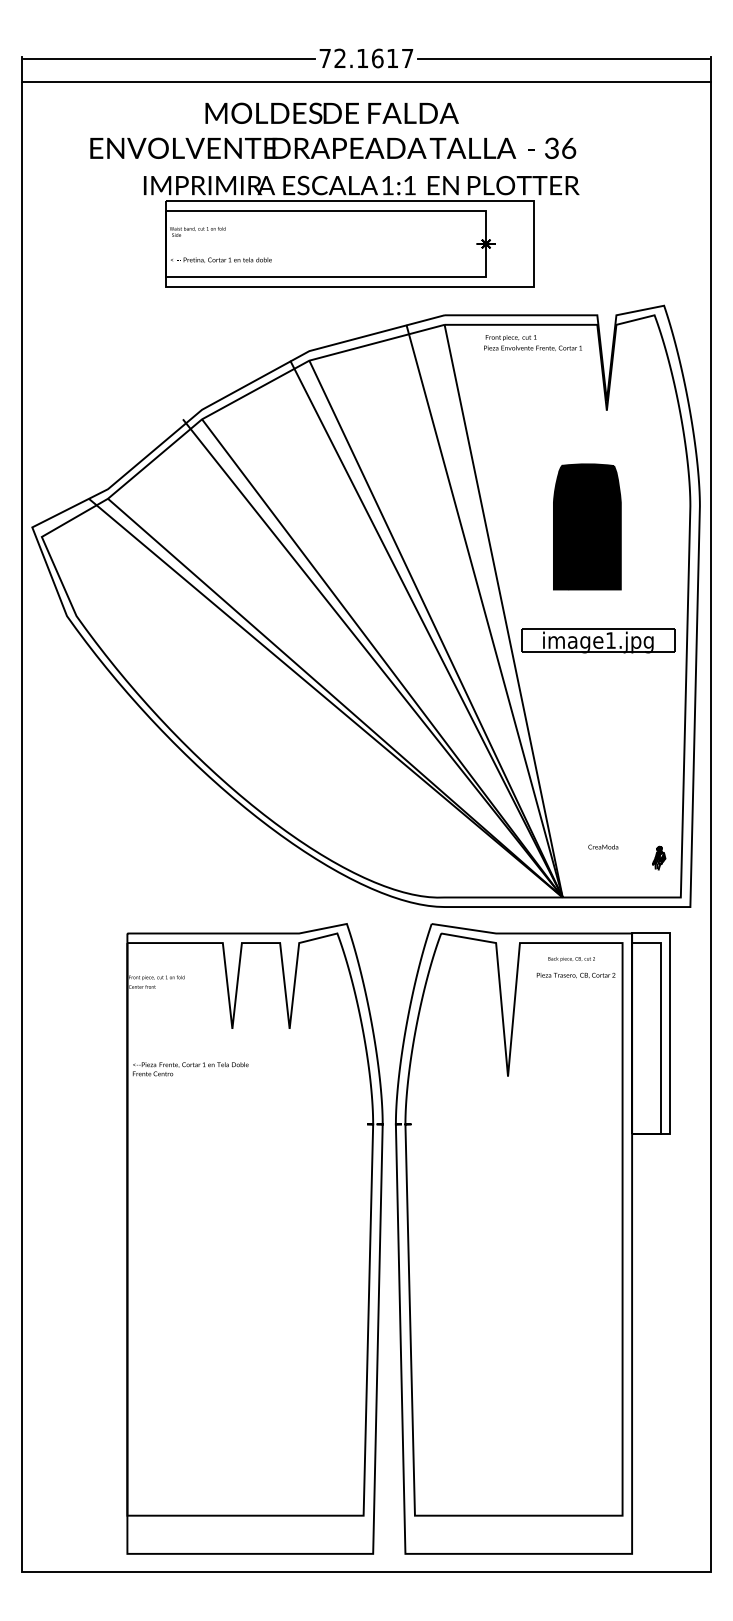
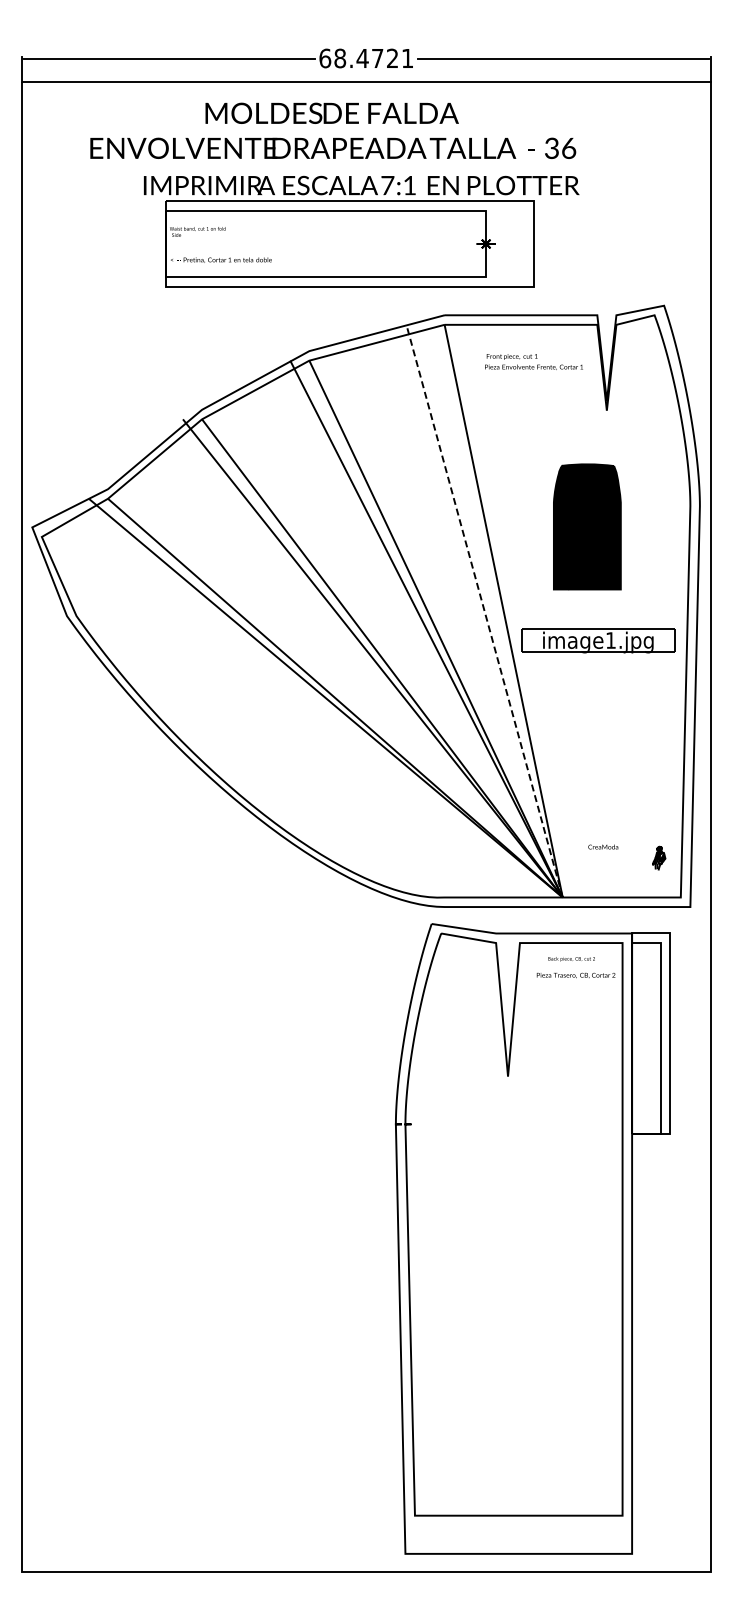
text: 72.1617 -> 68.4721 (366, 58)
text: 1:1 -> 7:1 (387, 185)
text position: (532, 342) -> (533, 361) (533, 361)
line: solid -> dashed (484, 611)
part: present -> none (254, 1238)
